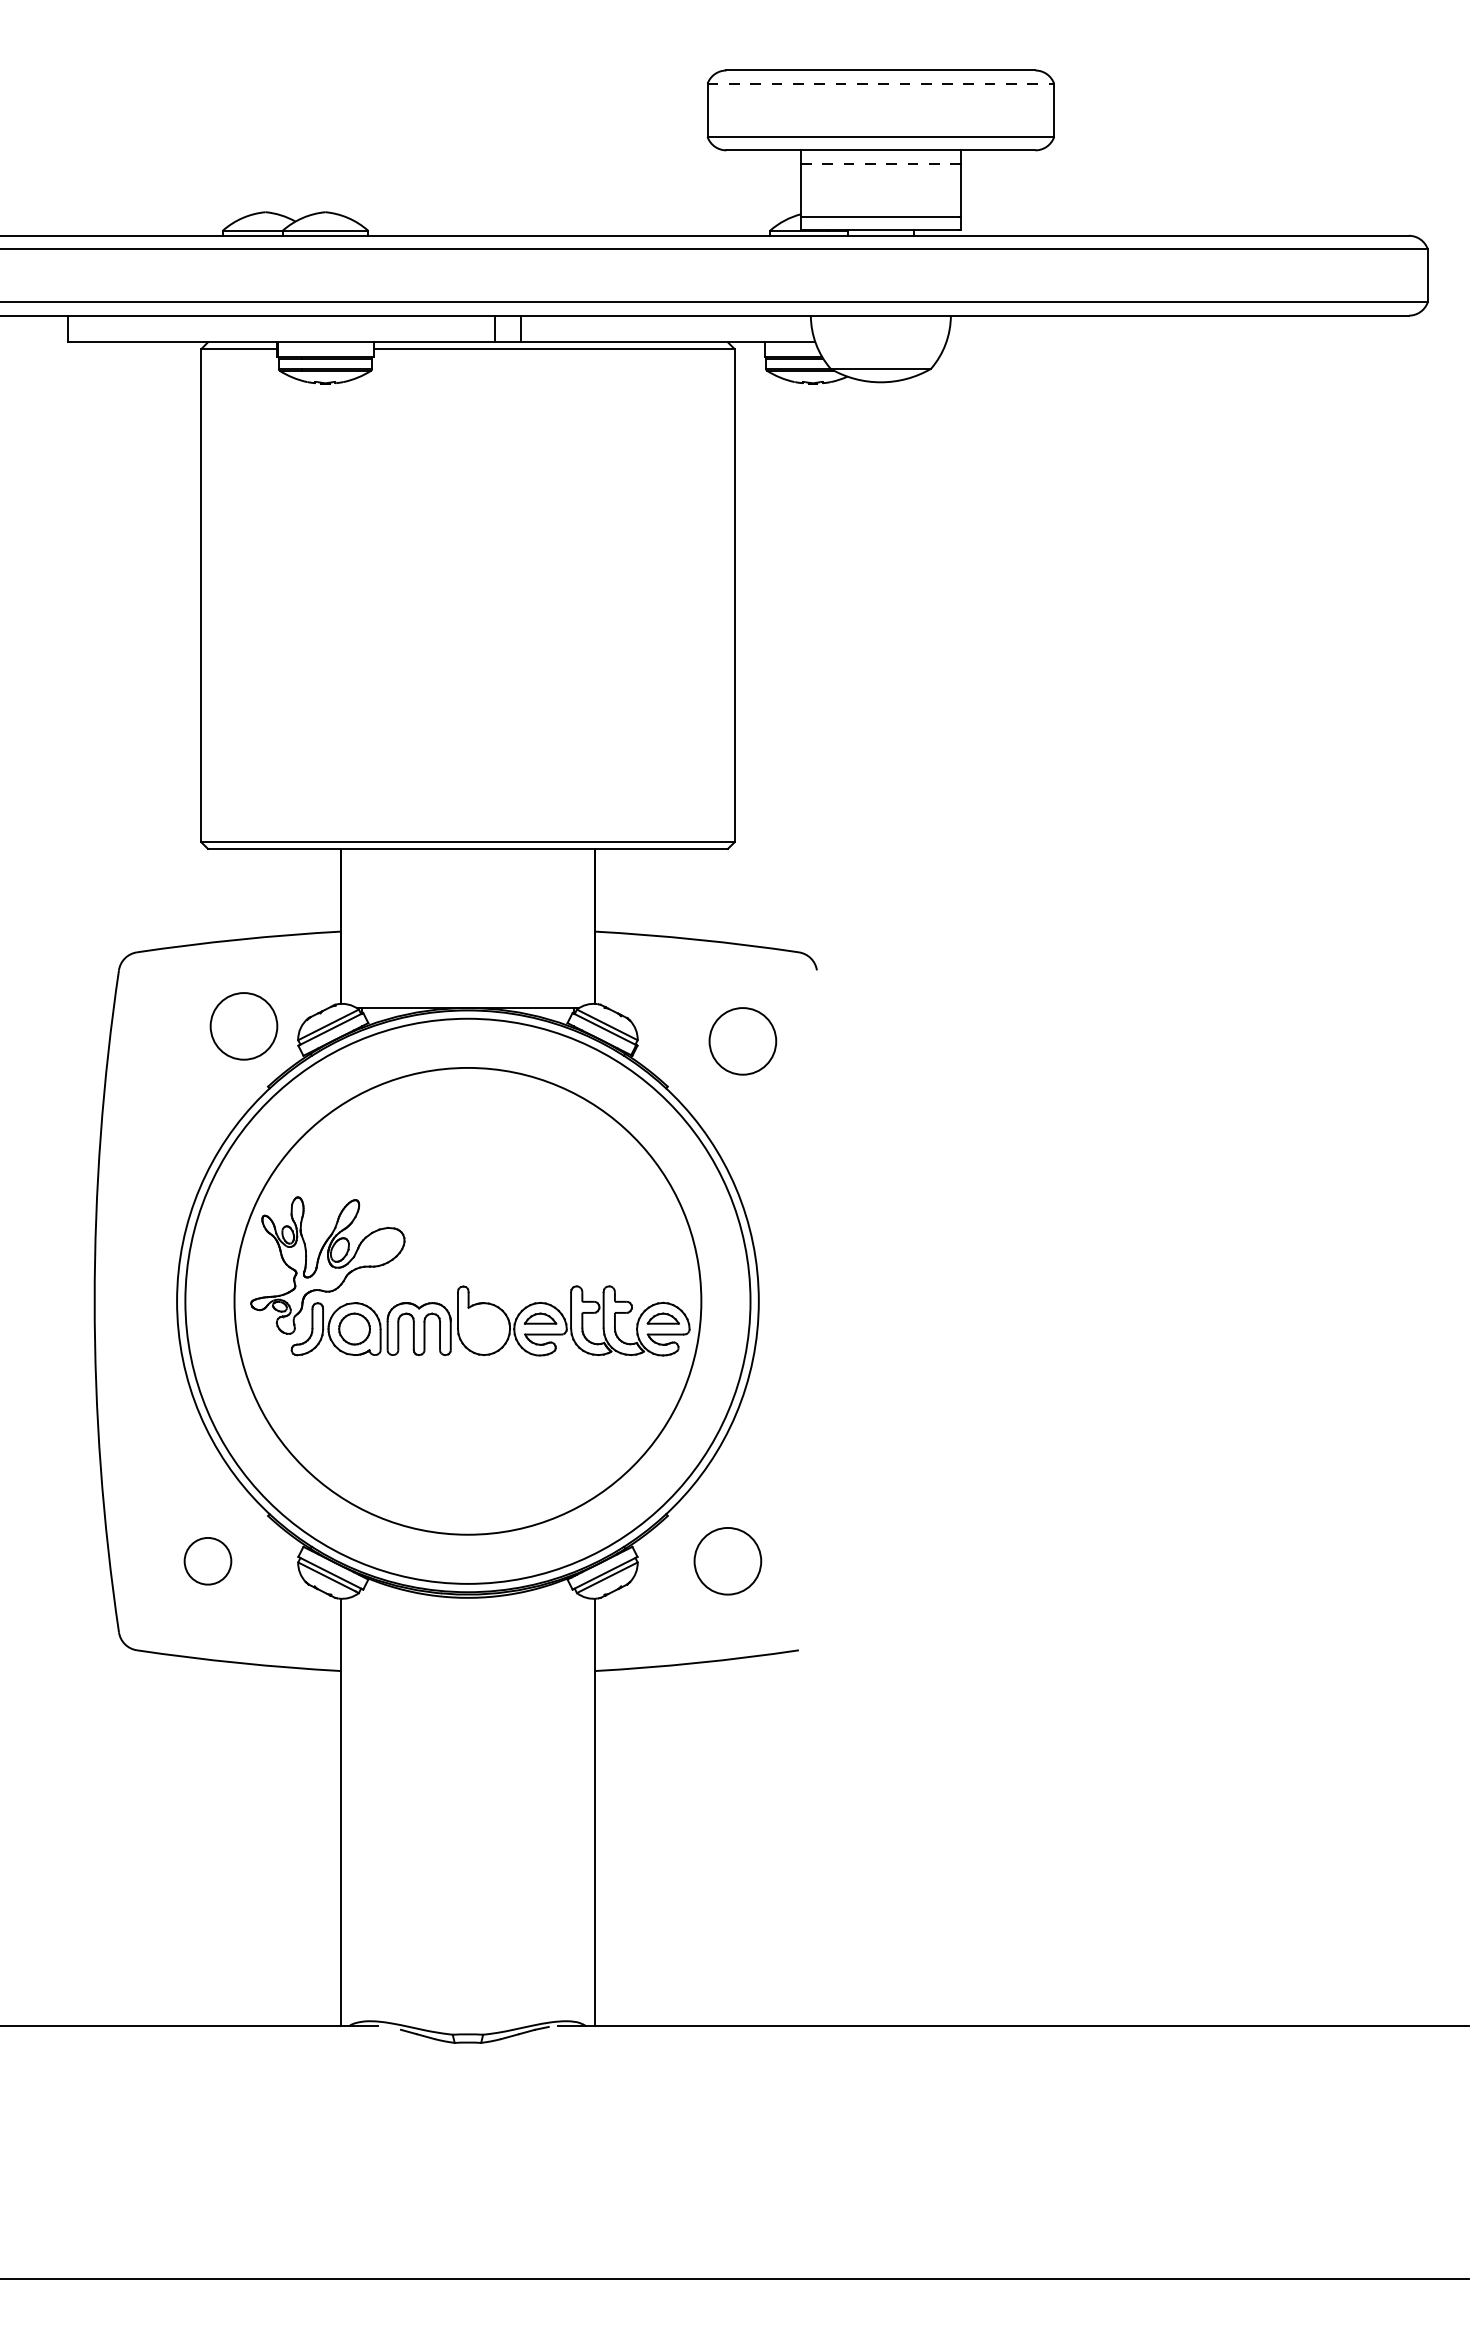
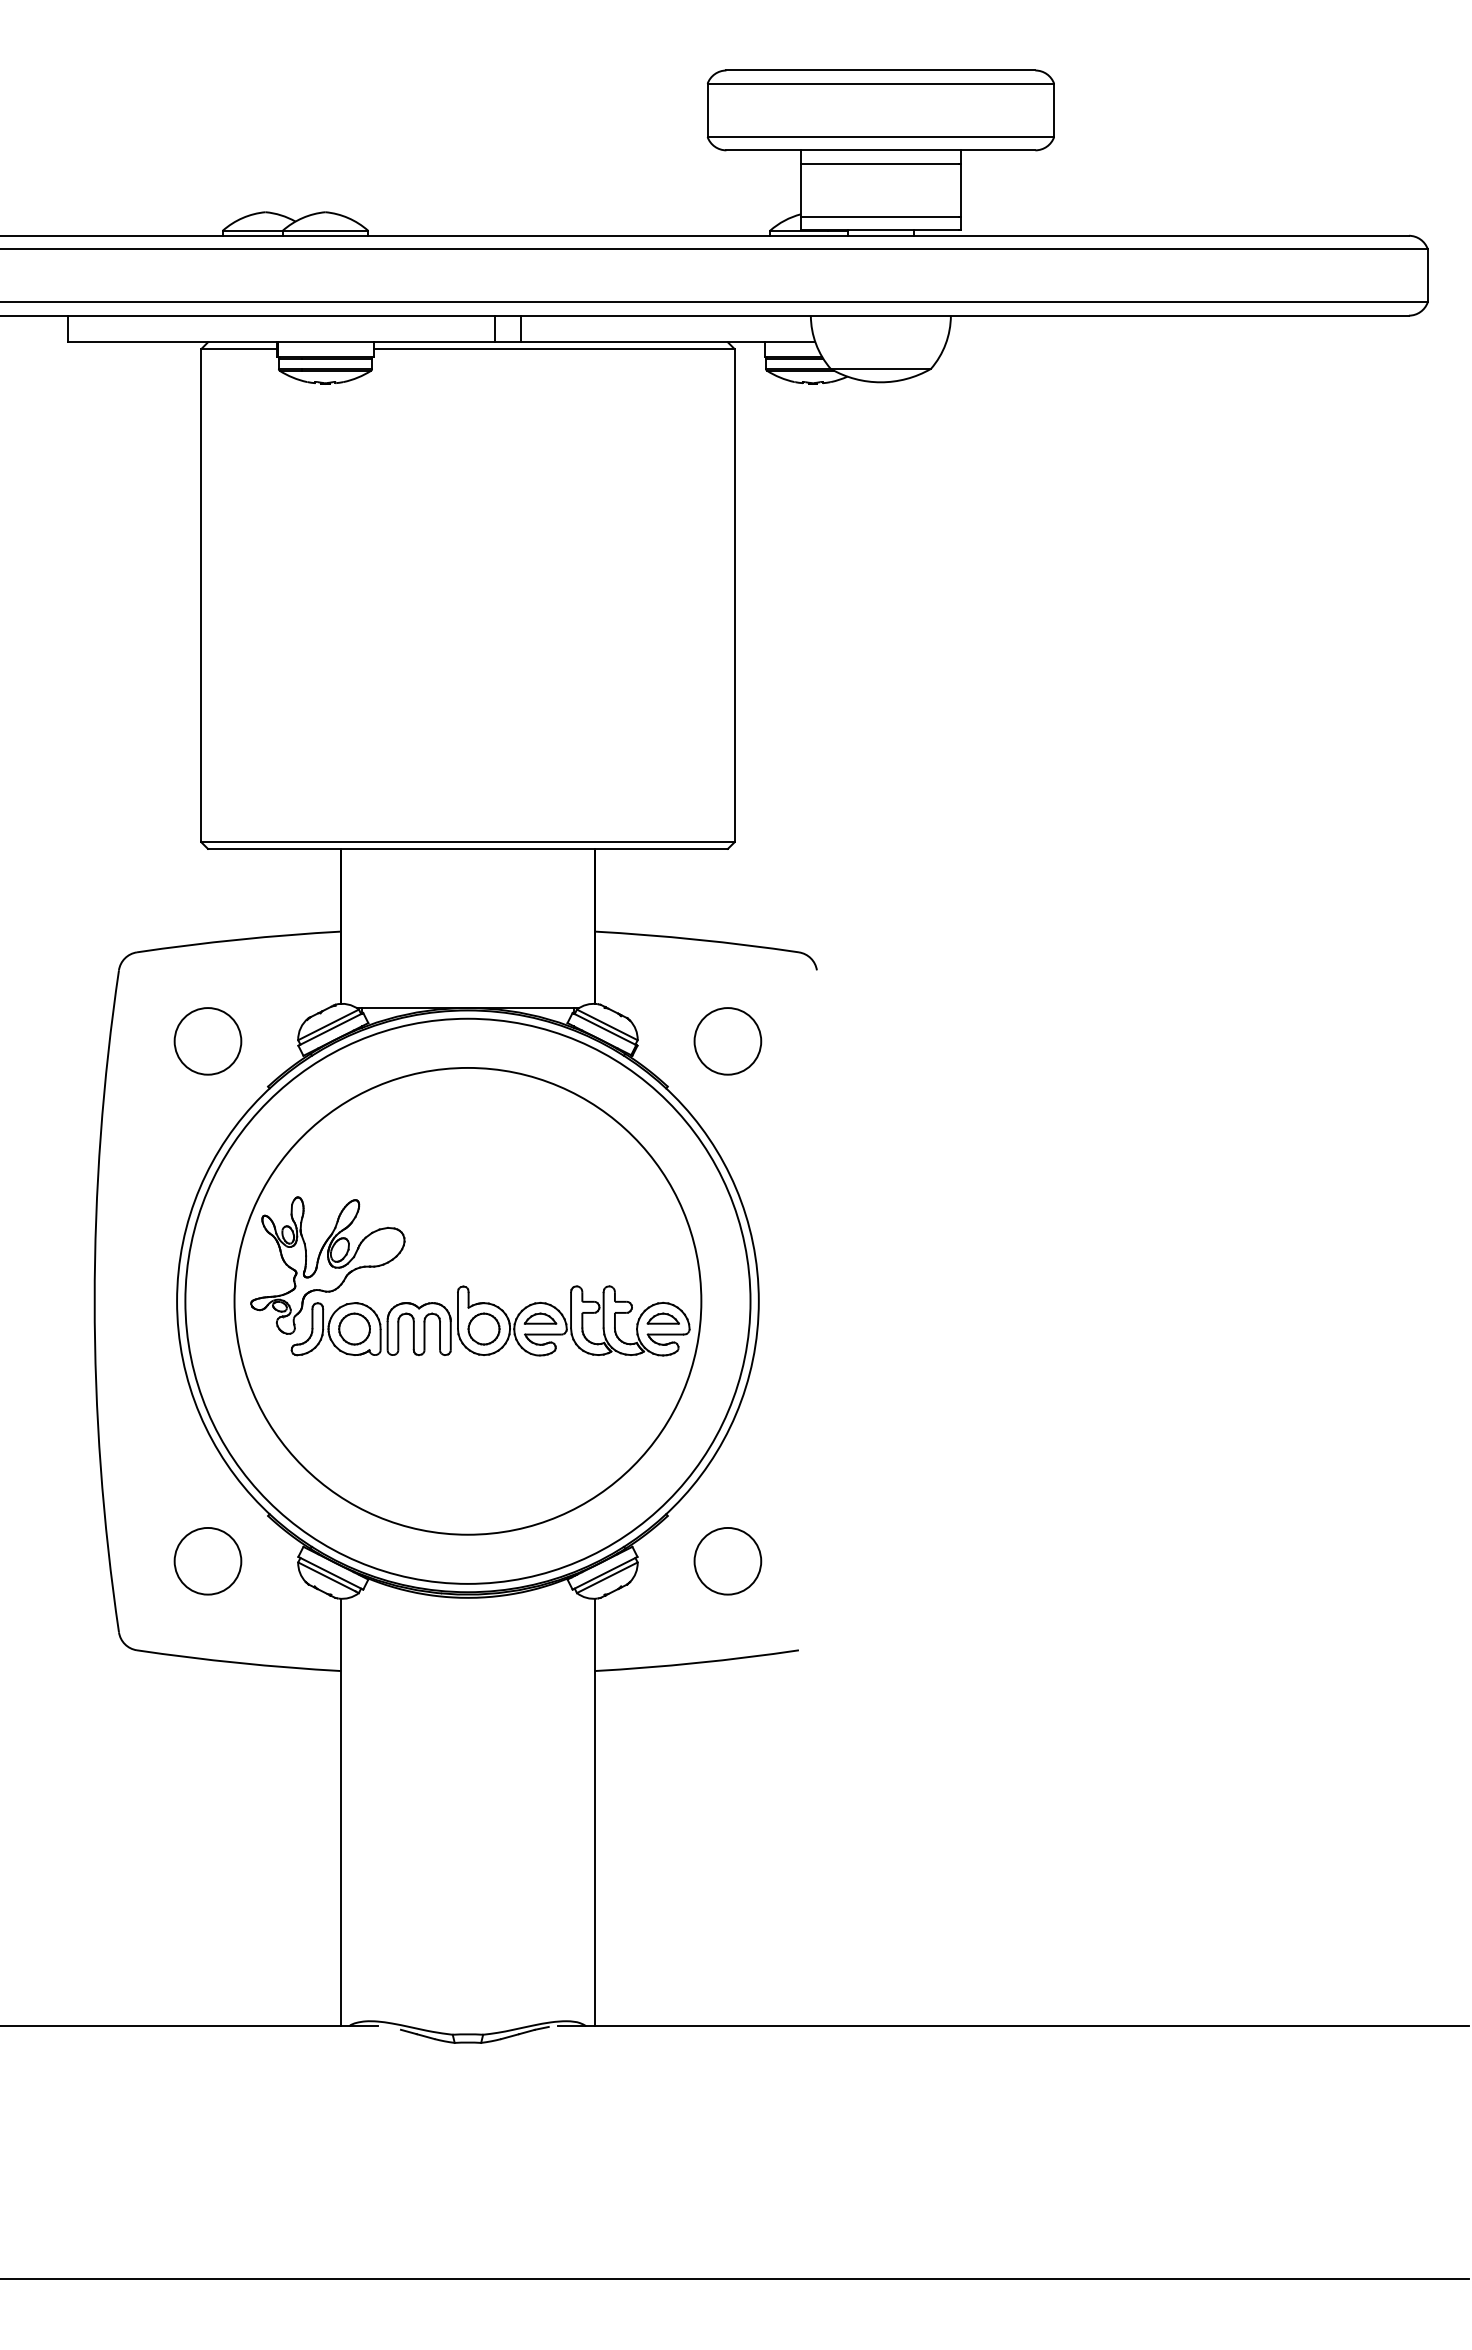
line: dashed -> solid (881, 83)
line: dashed -> solid (880, 163)
circle position: (243, 1026) -> (207, 1041) (207, 1041)
circle position: (742, 1041) -> (727, 1041) (727, 1041)
part: none -> present (483, 1328)
circle diameter: 47 px -> 67 px (207, 1560)
